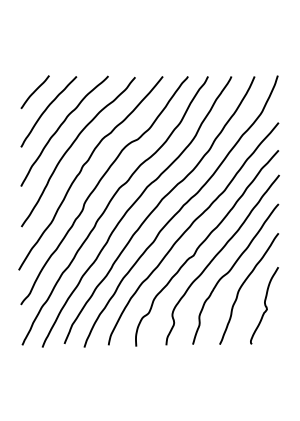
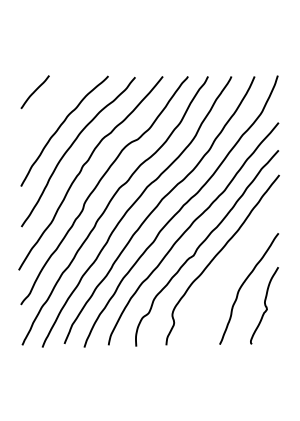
curve: present -> none (47, 109)
curve: present -> none (231, 270)
